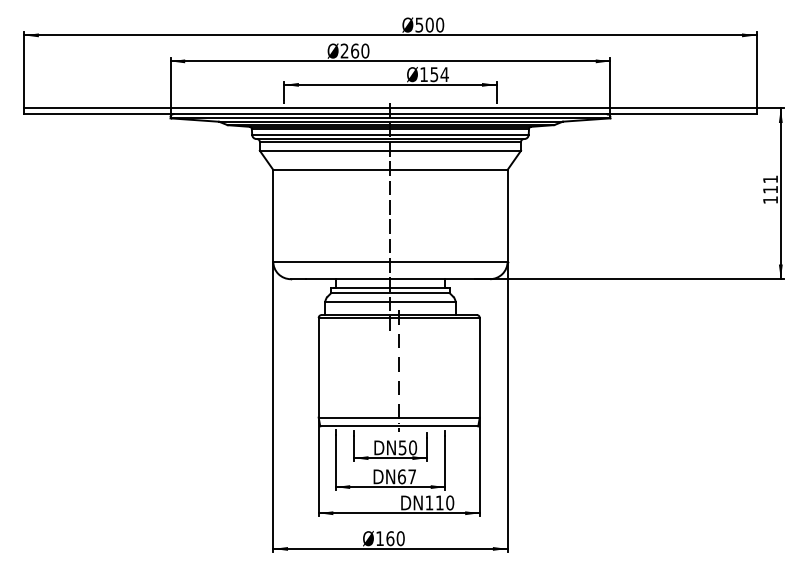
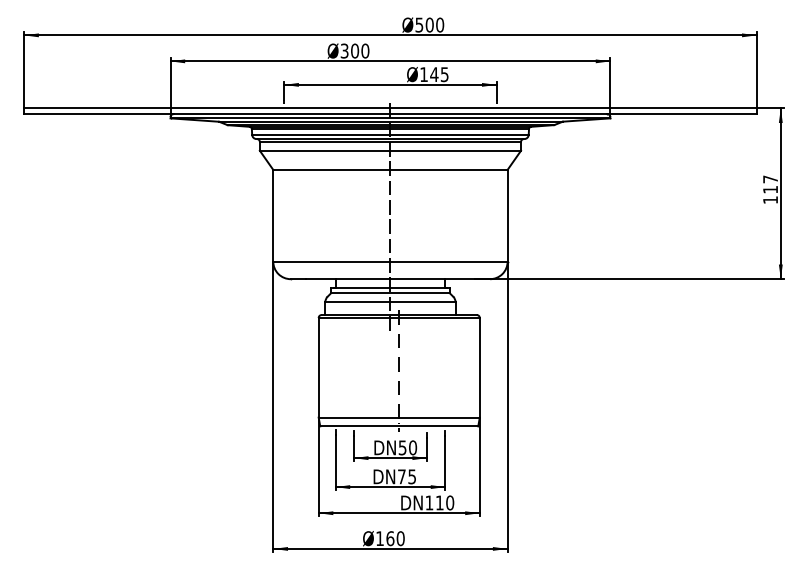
text: 260 -> 300 (349, 50)
text: 154 -> 145 (439, 74)
text: 111 -> 117 (770, 179)
text: 67 -> 75 (406, 476)
